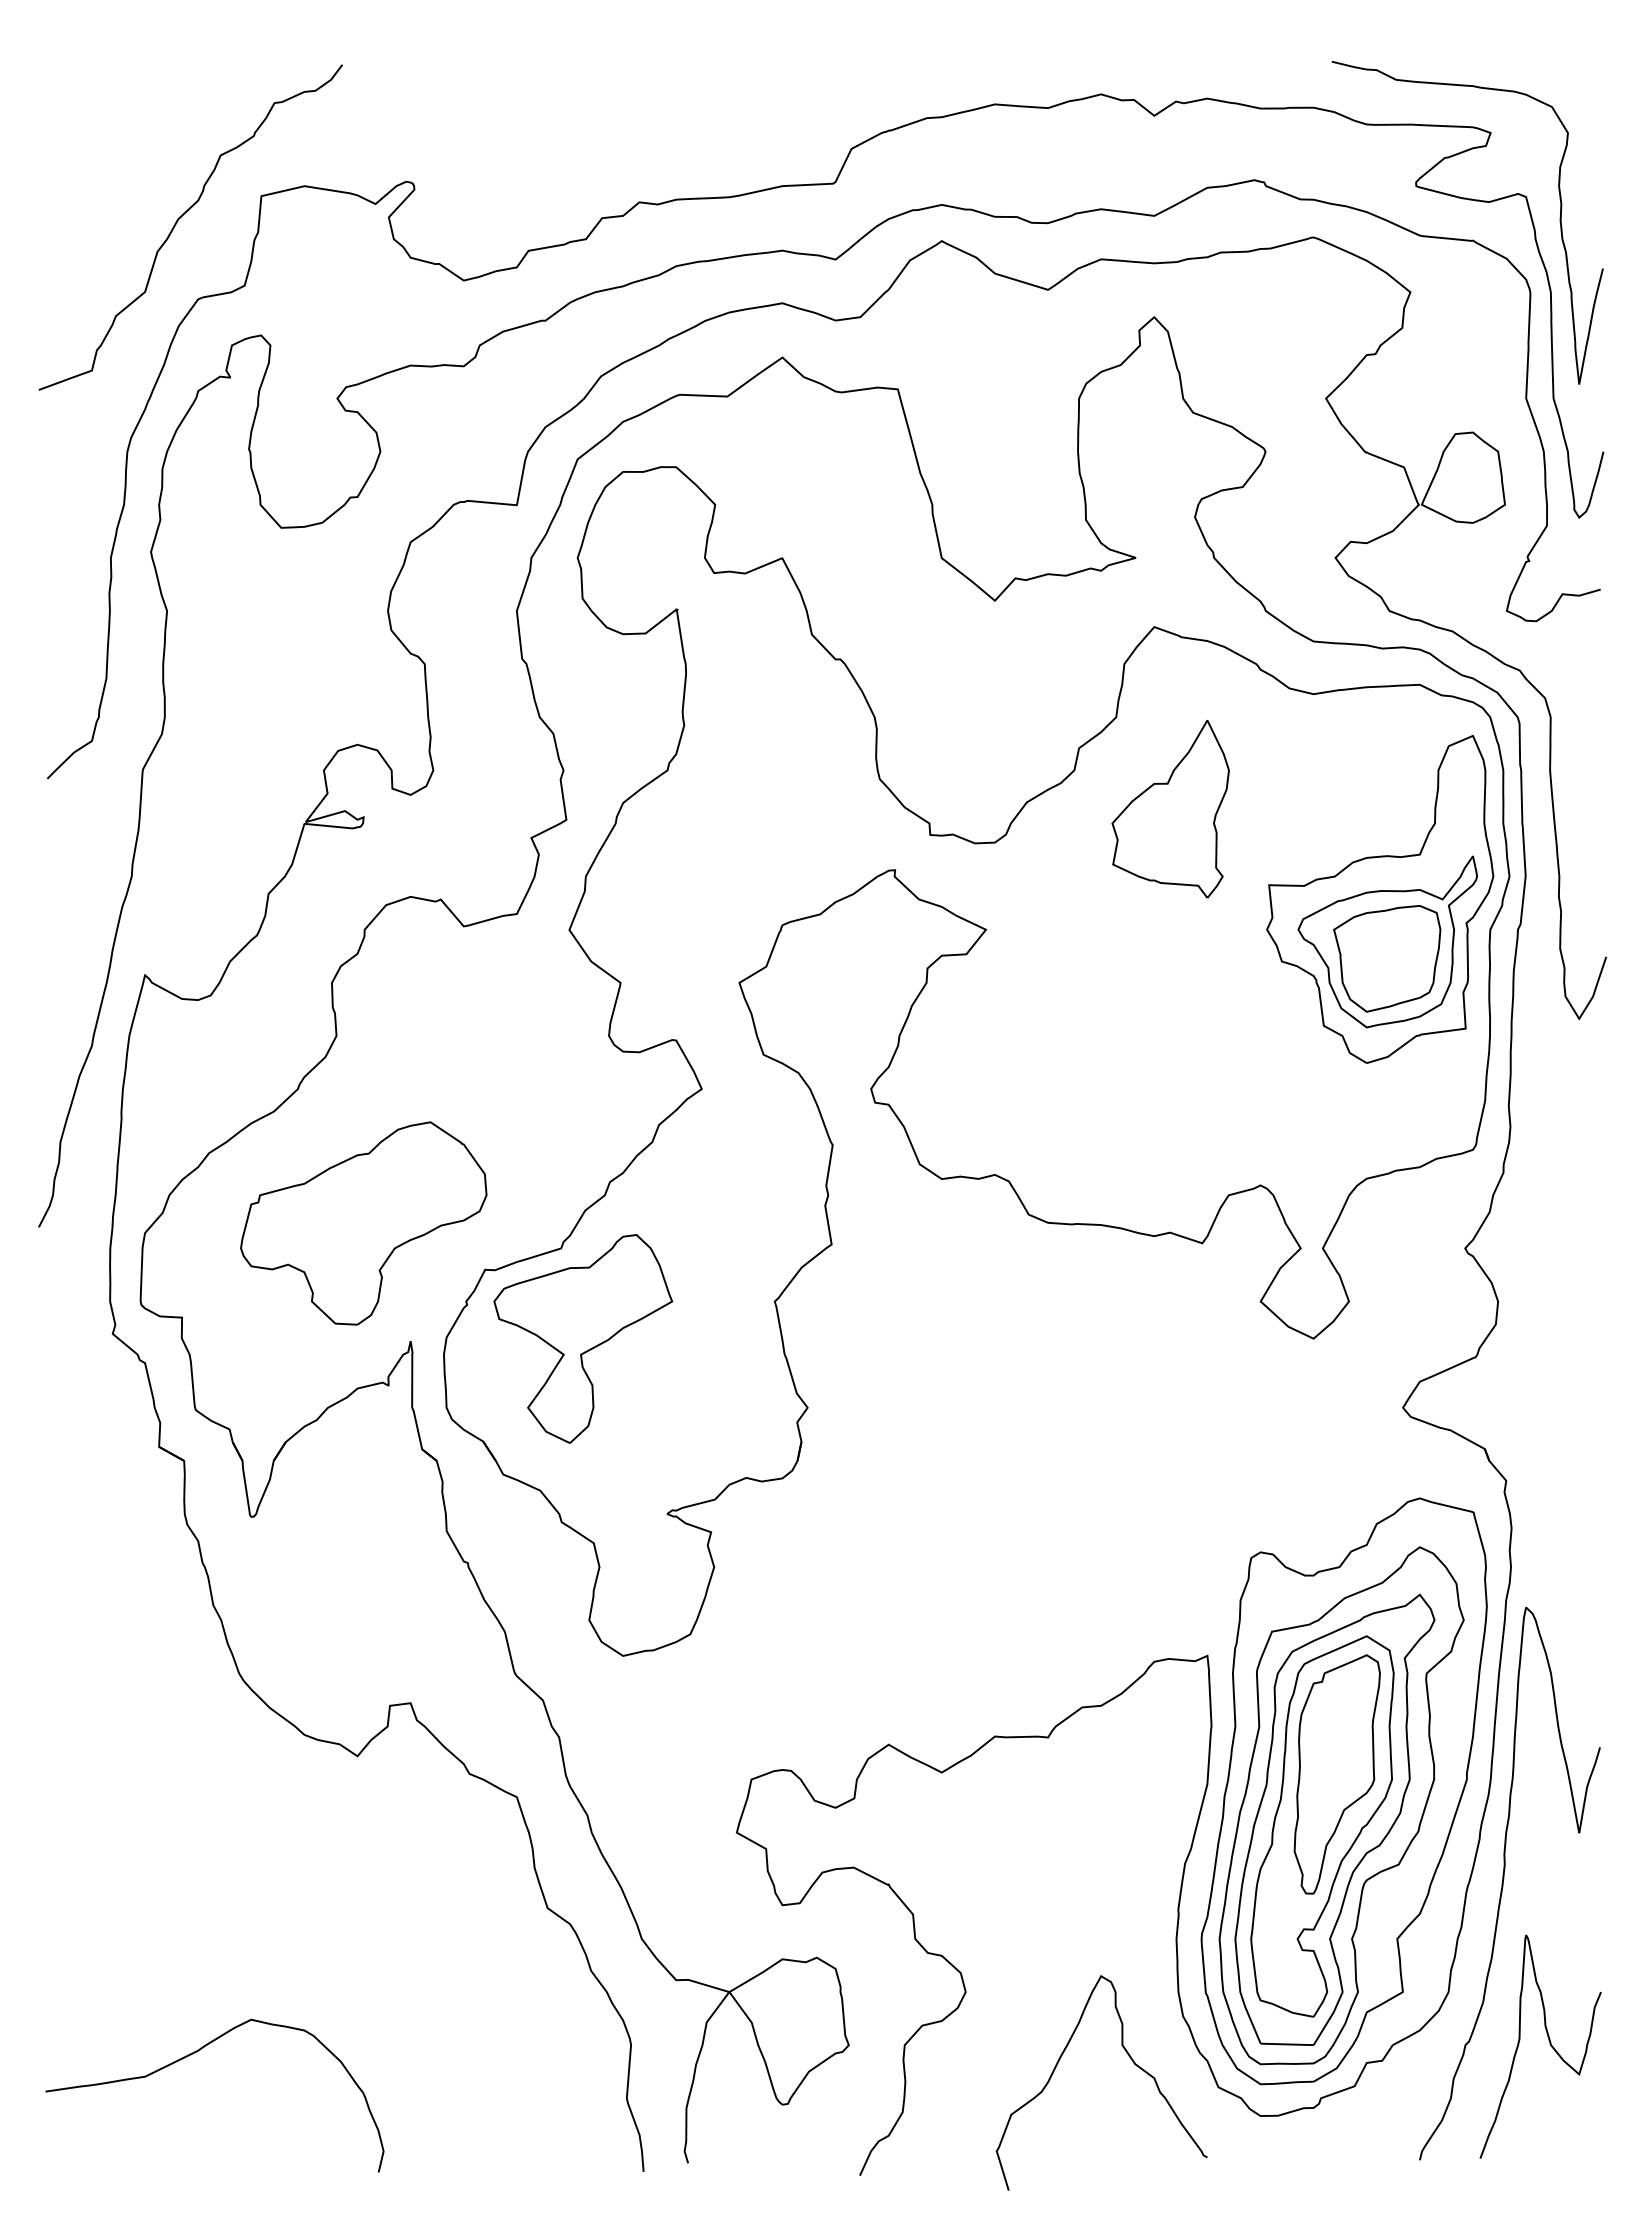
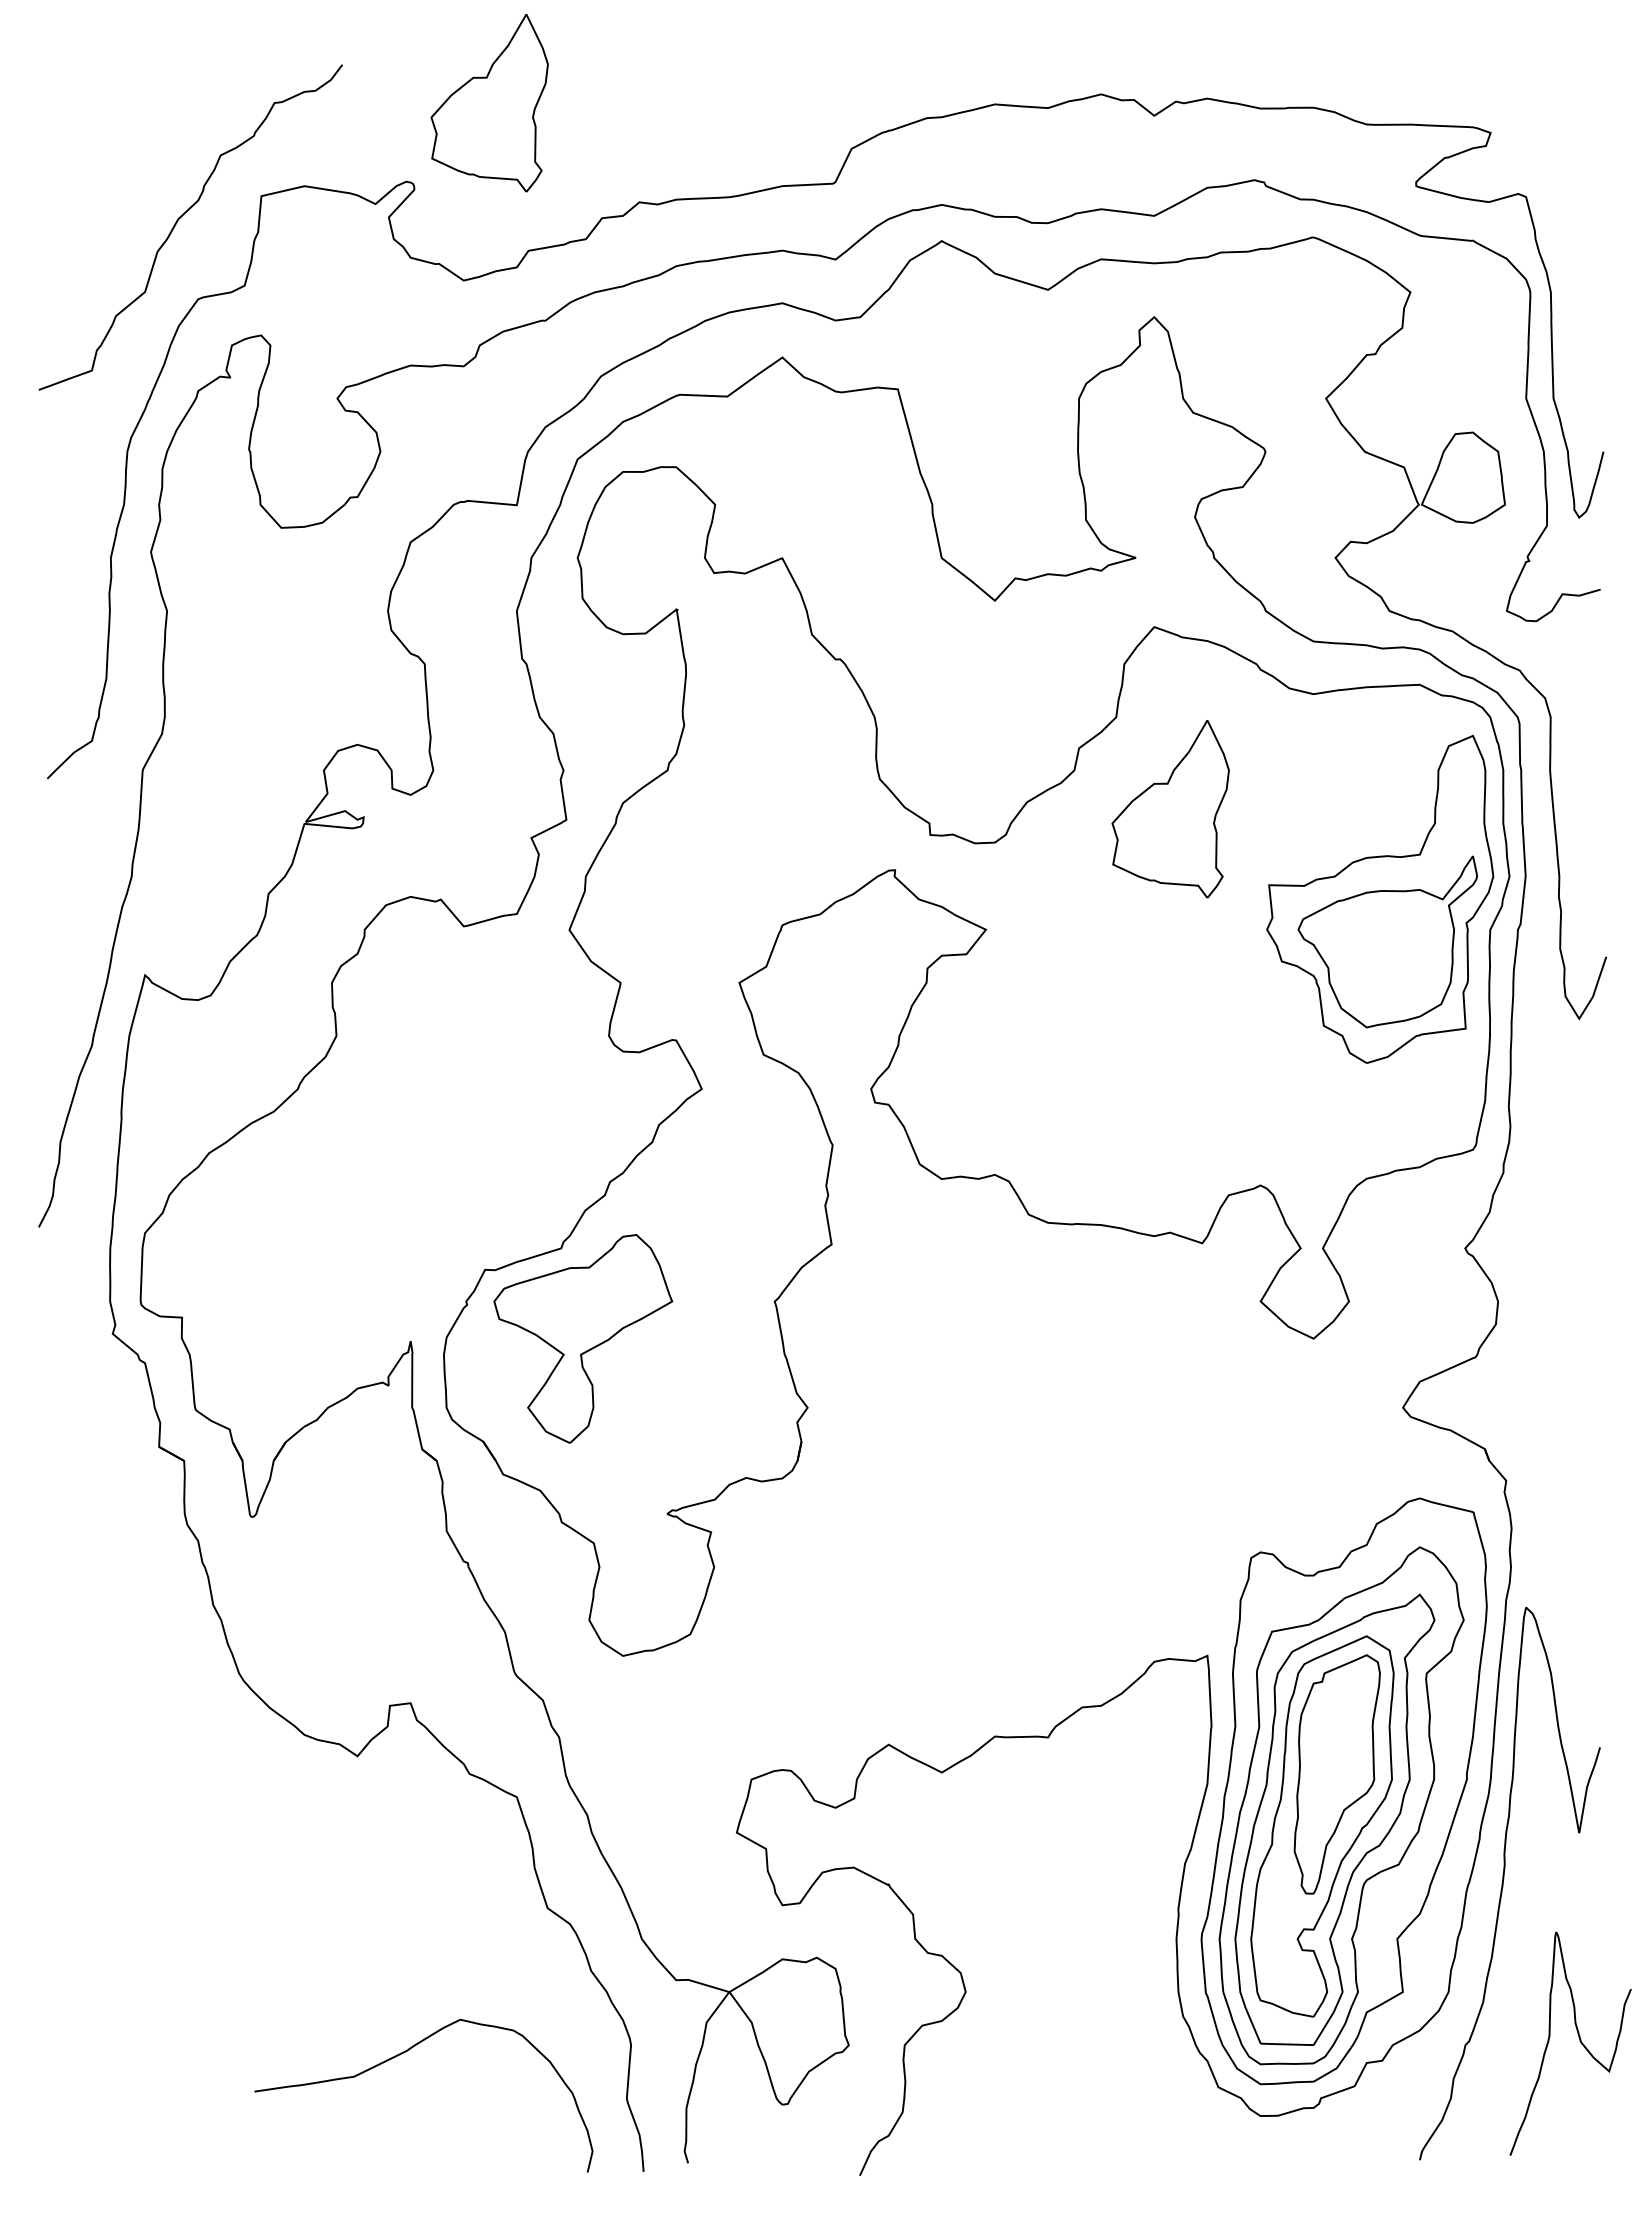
part: none -> present (489, 103)
curve: present -> none (1559, 222)
part: present -> none (1387, 958)
part: present -> none (363, 1223)
curve position: (1549, 2044) -> (1579, 2041) (1579, 2041)
curve position: (195, 2053) -> (404, 2053) (404, 2053)
curve: present -> none (1131, 2060)
